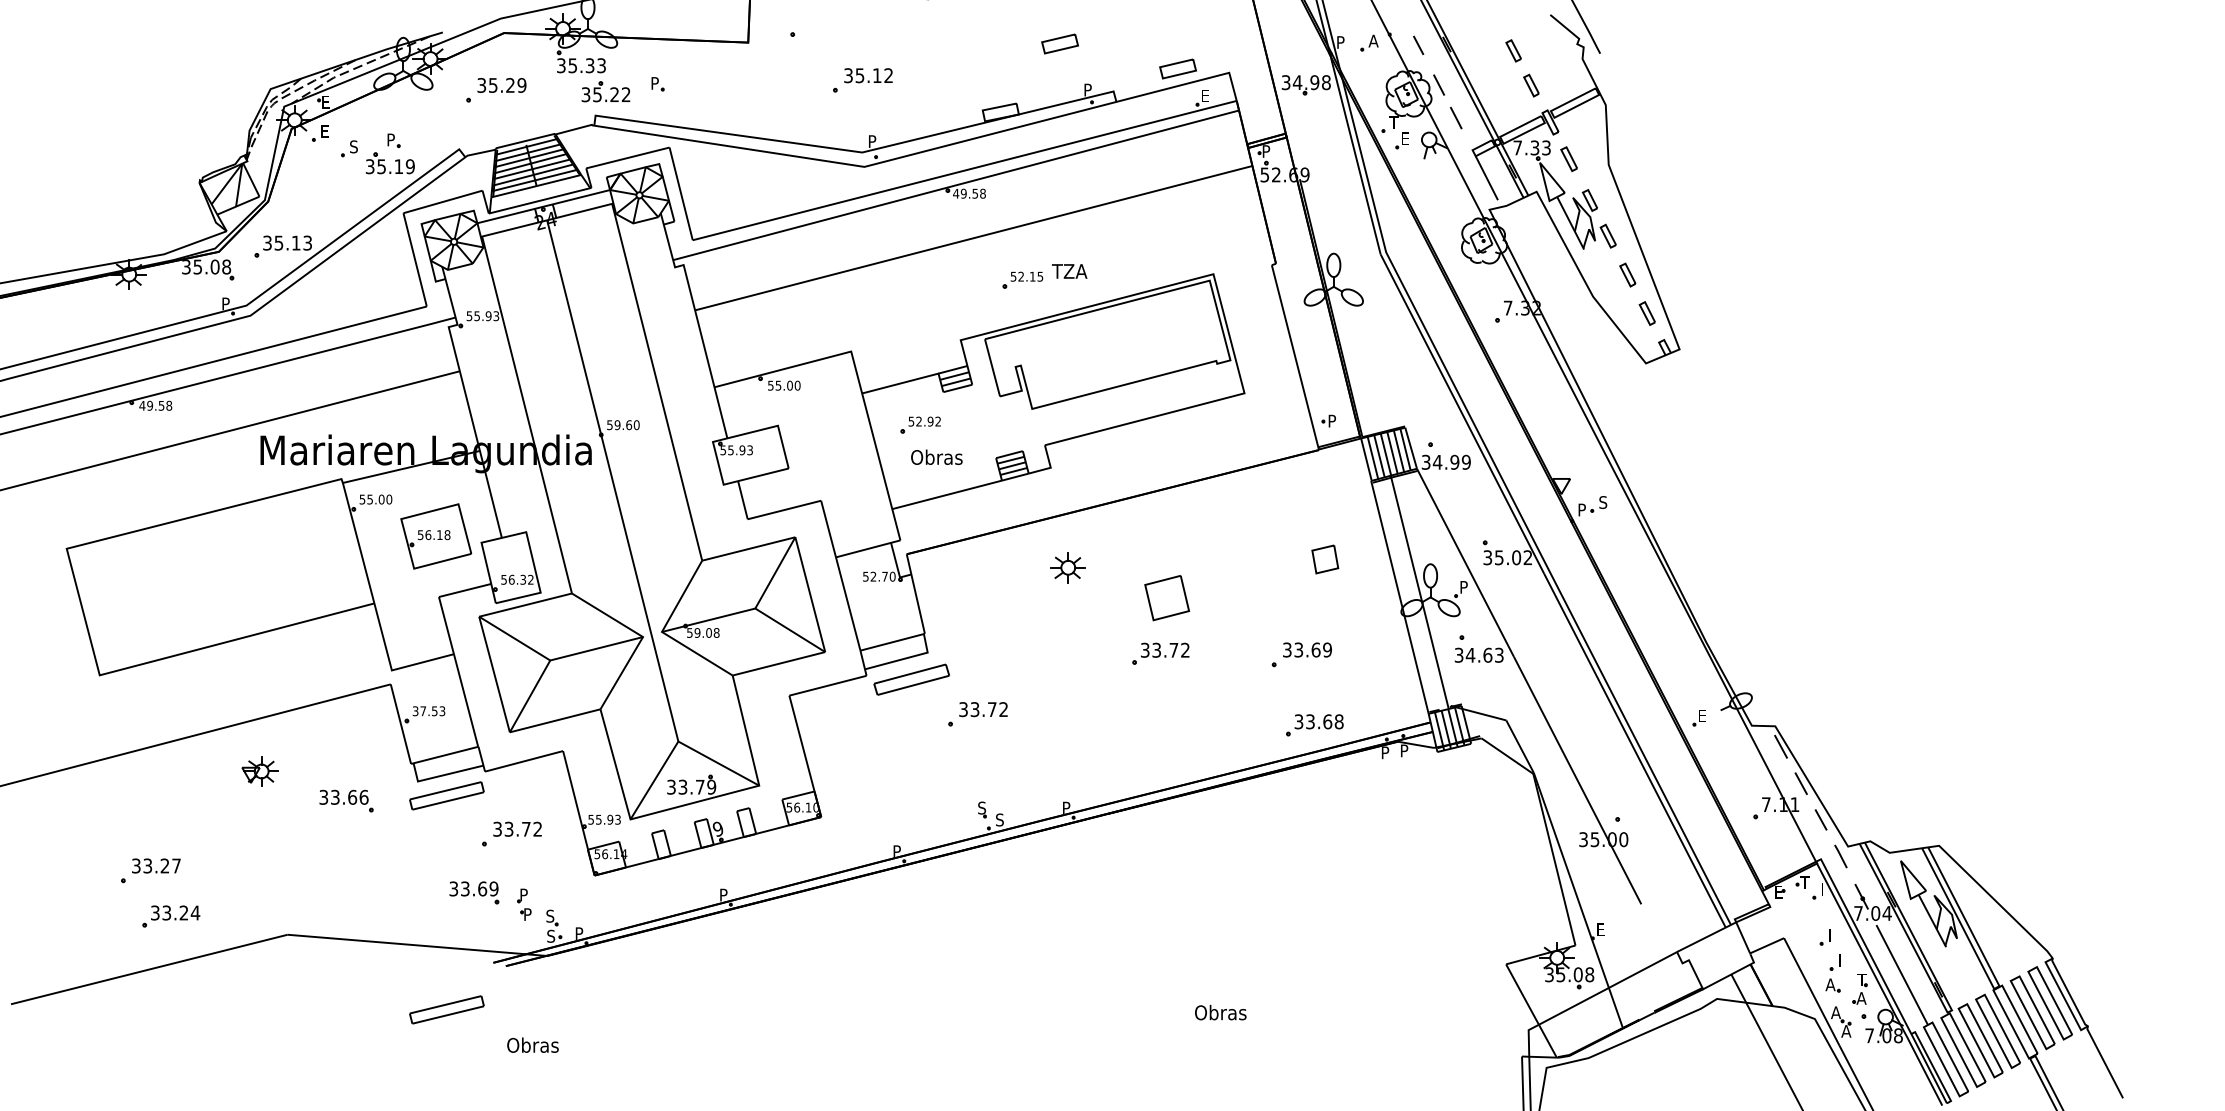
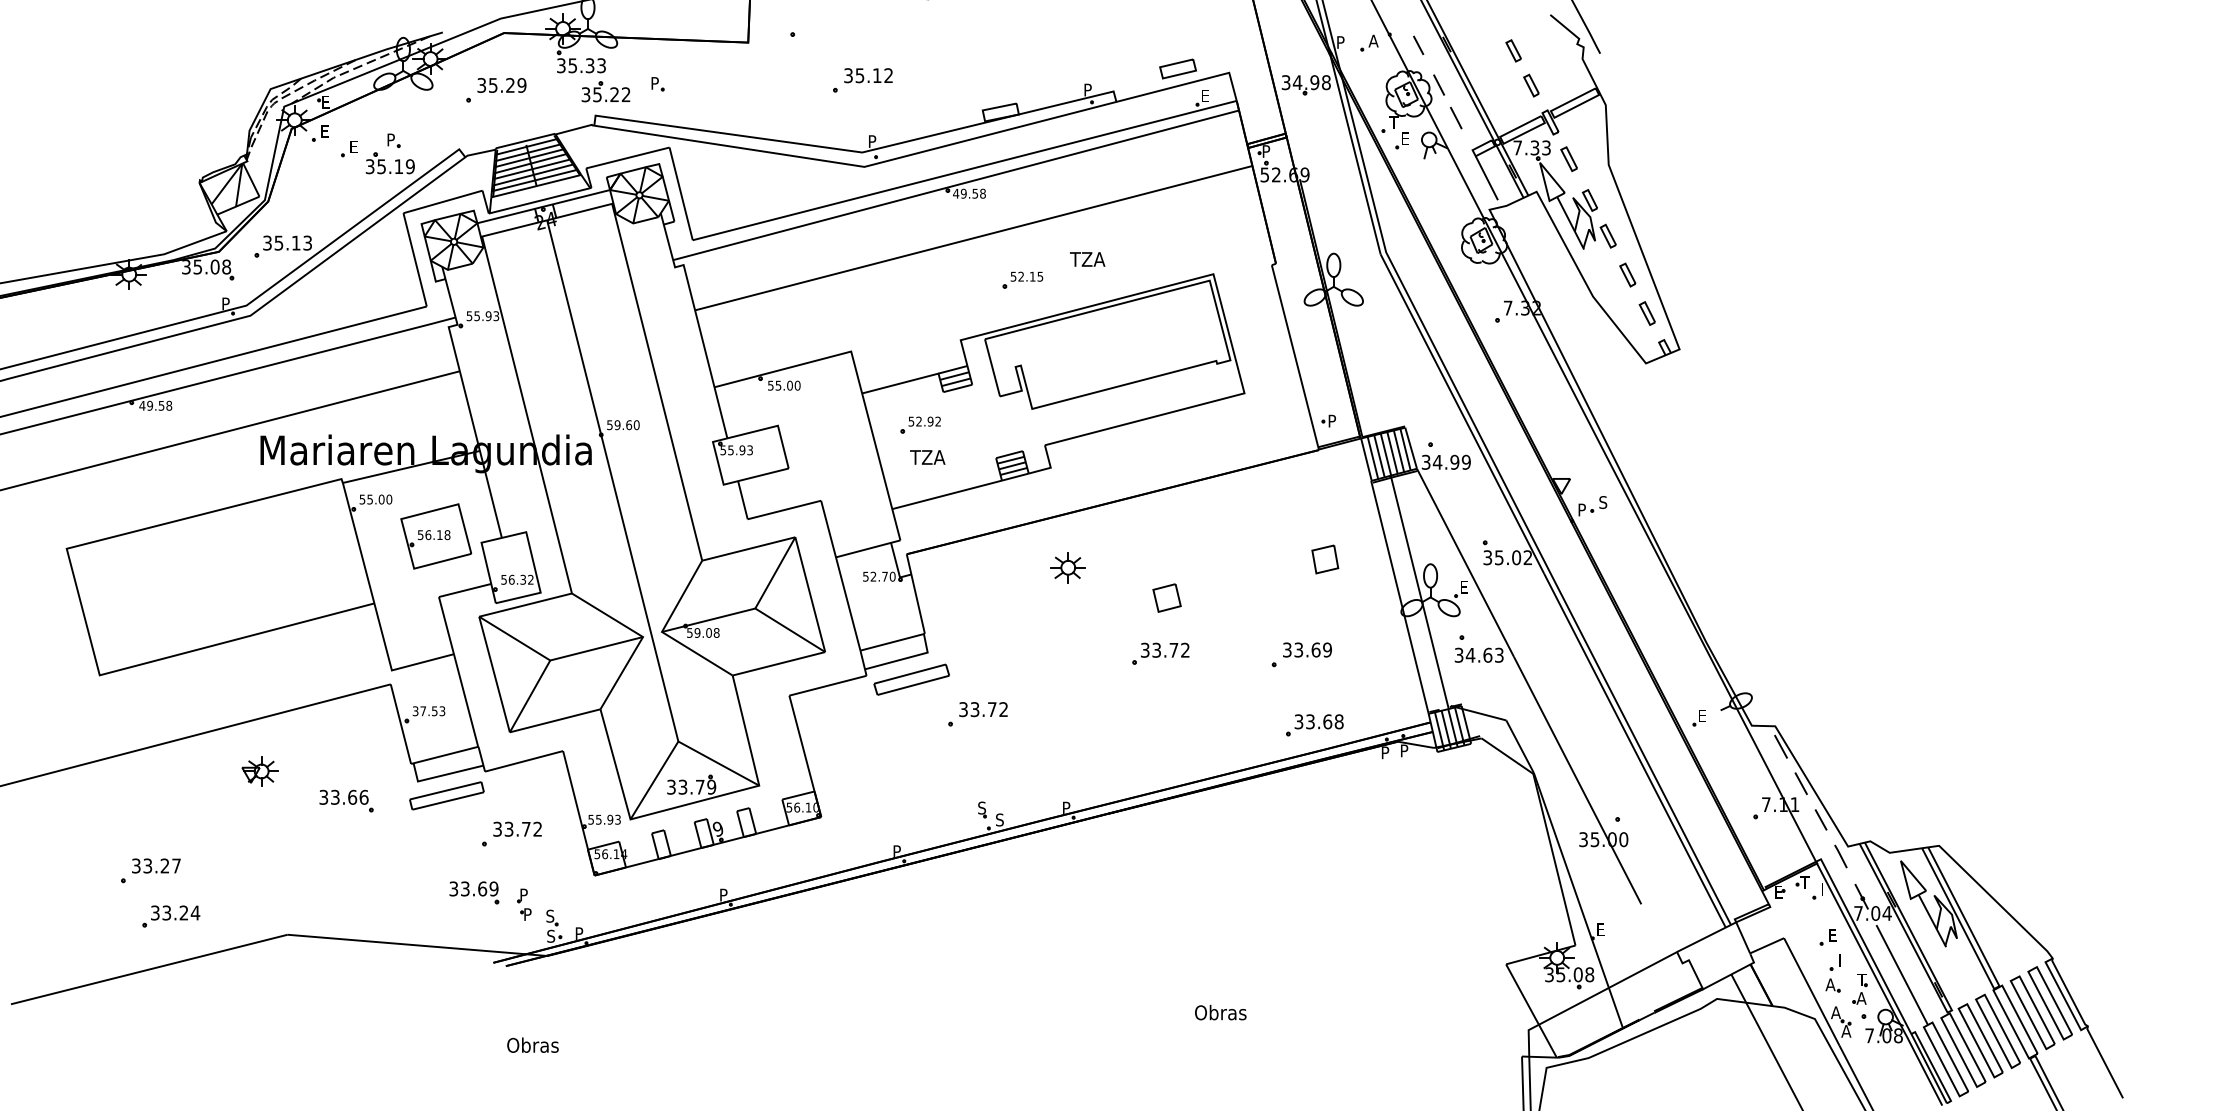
part: present -> none (1059, 43)
text: S -> E (353, 146)
text position: (1069, 271) -> (1087, 259) (1087, 259)
text: Obras -> TZA (936, 456)
text: P -> E (1463, 587)
part size: 47x47 px -> 30x30 px (1166, 597)
text: I -> E (1833, 935)
part: present -> none (446, 1009)
